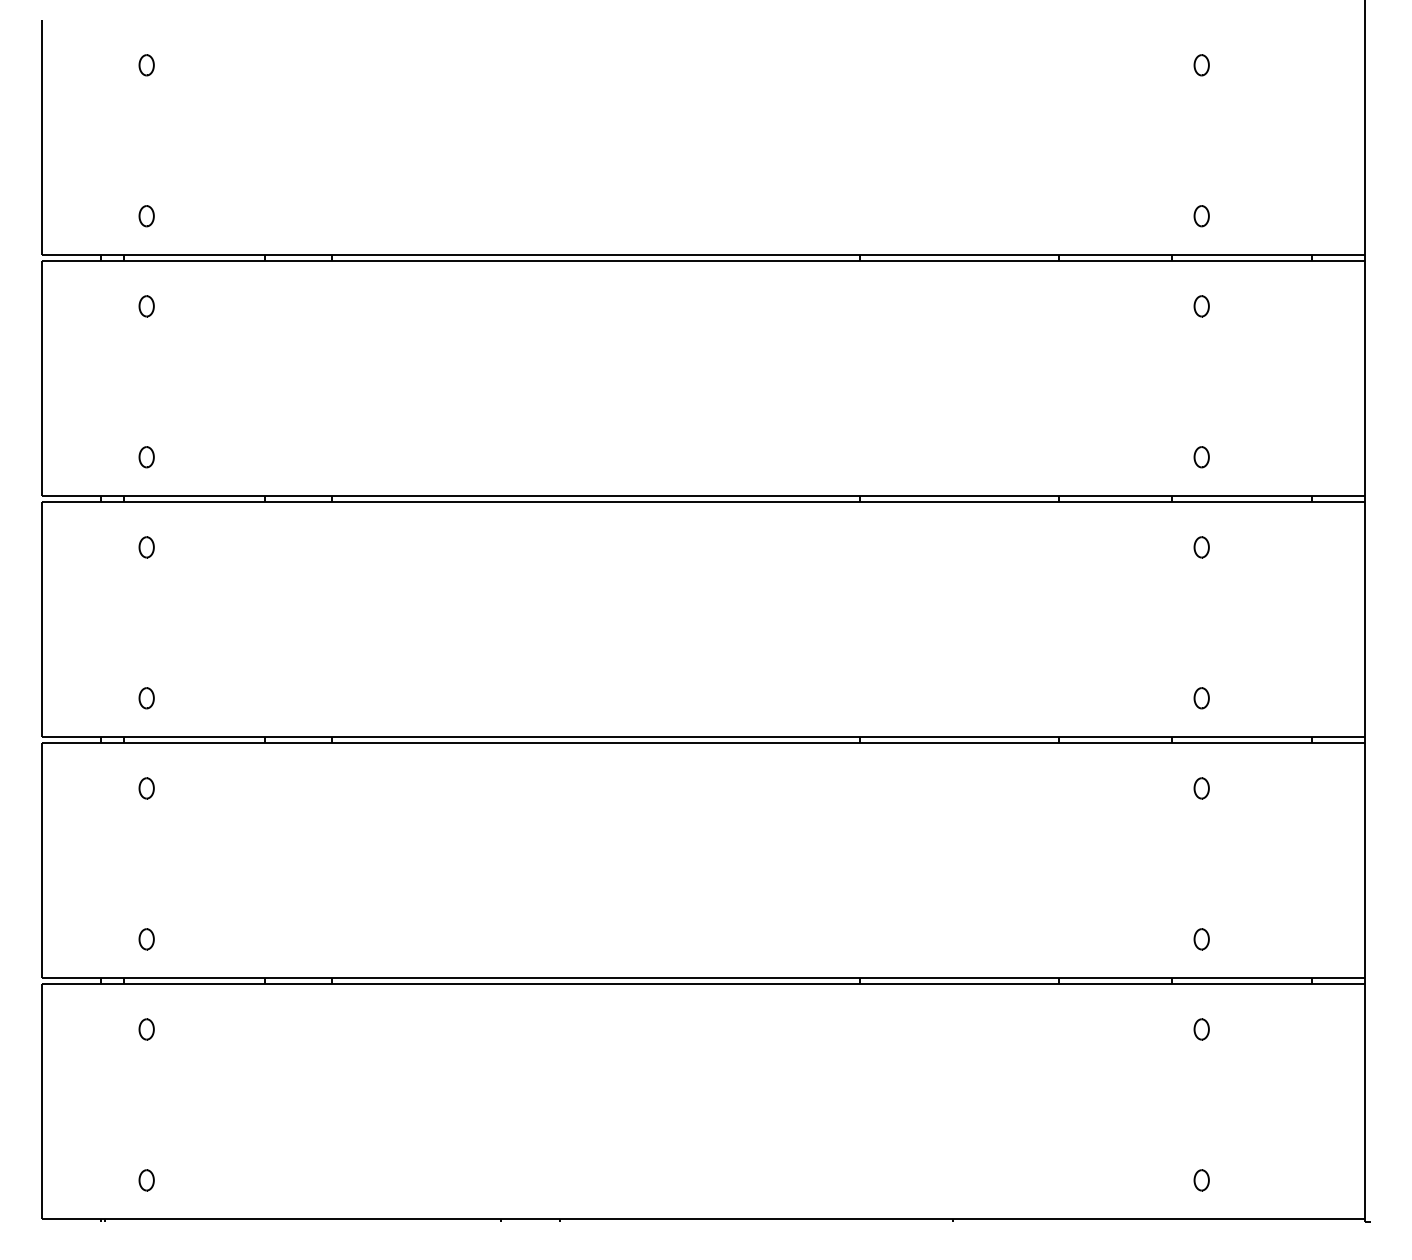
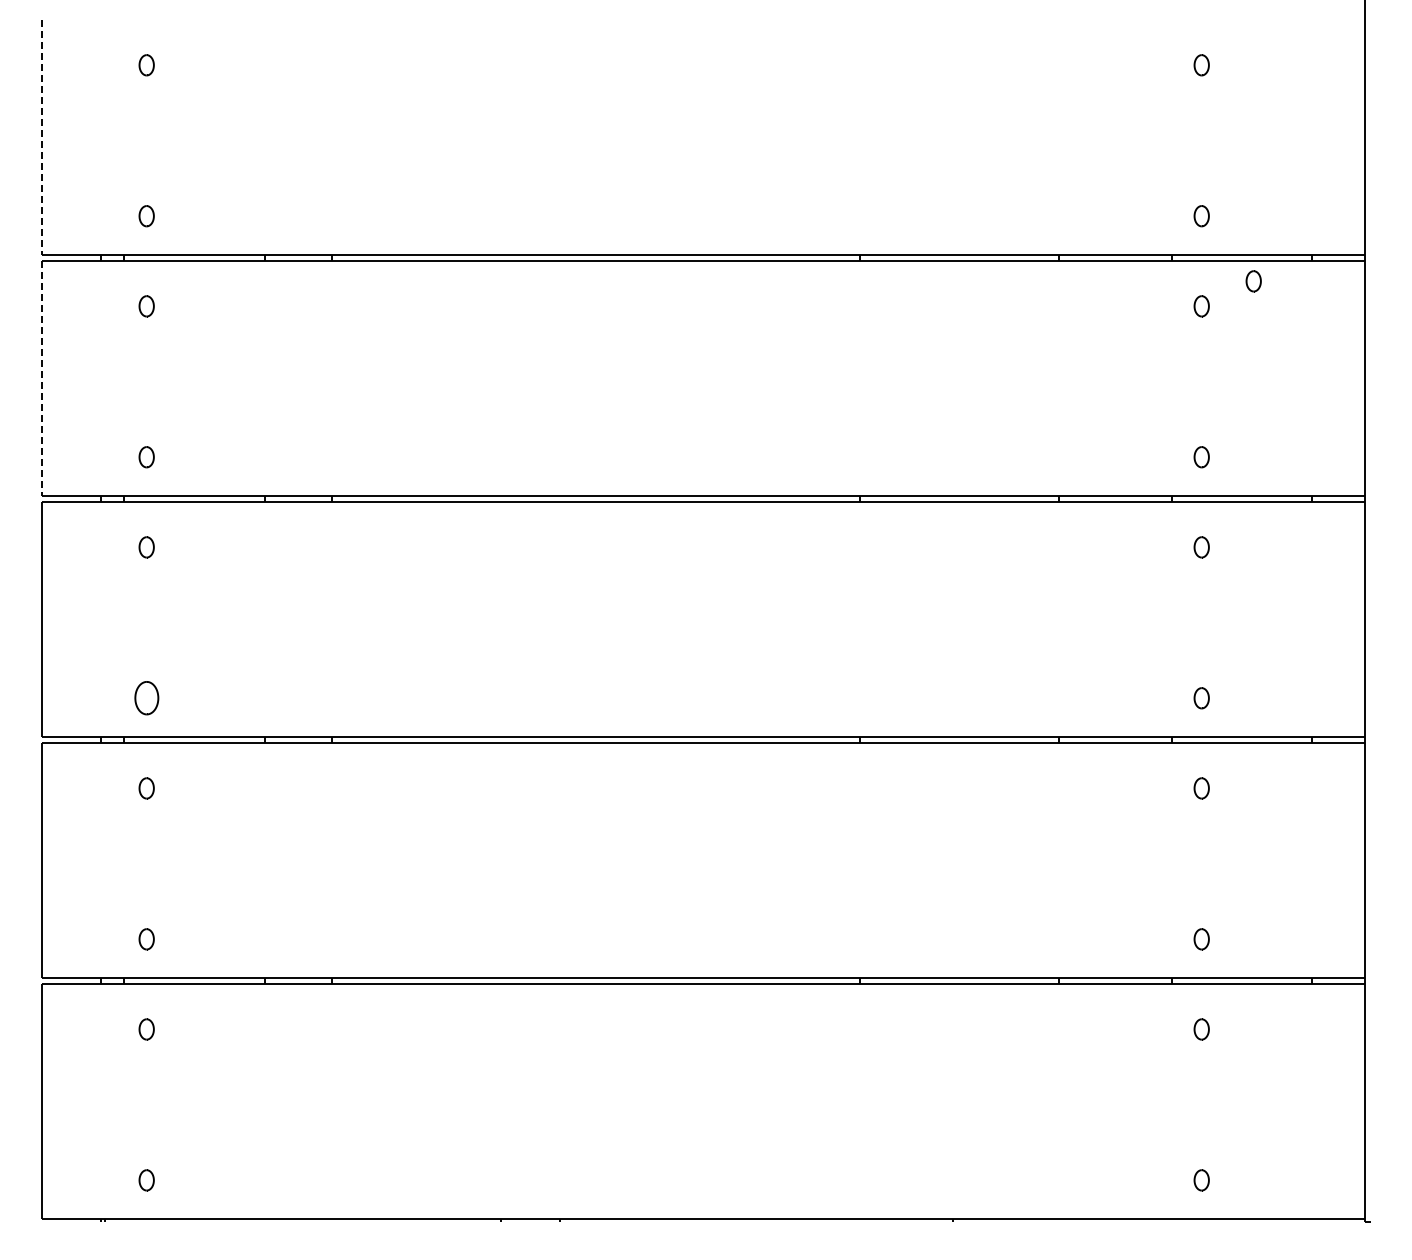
line: solid -> dashed (42, 138)
part: none -> present (1253, 281)
line: solid -> dashed (42, 379)
part size: 17x23 px -> 26x35 px (146, 698)
